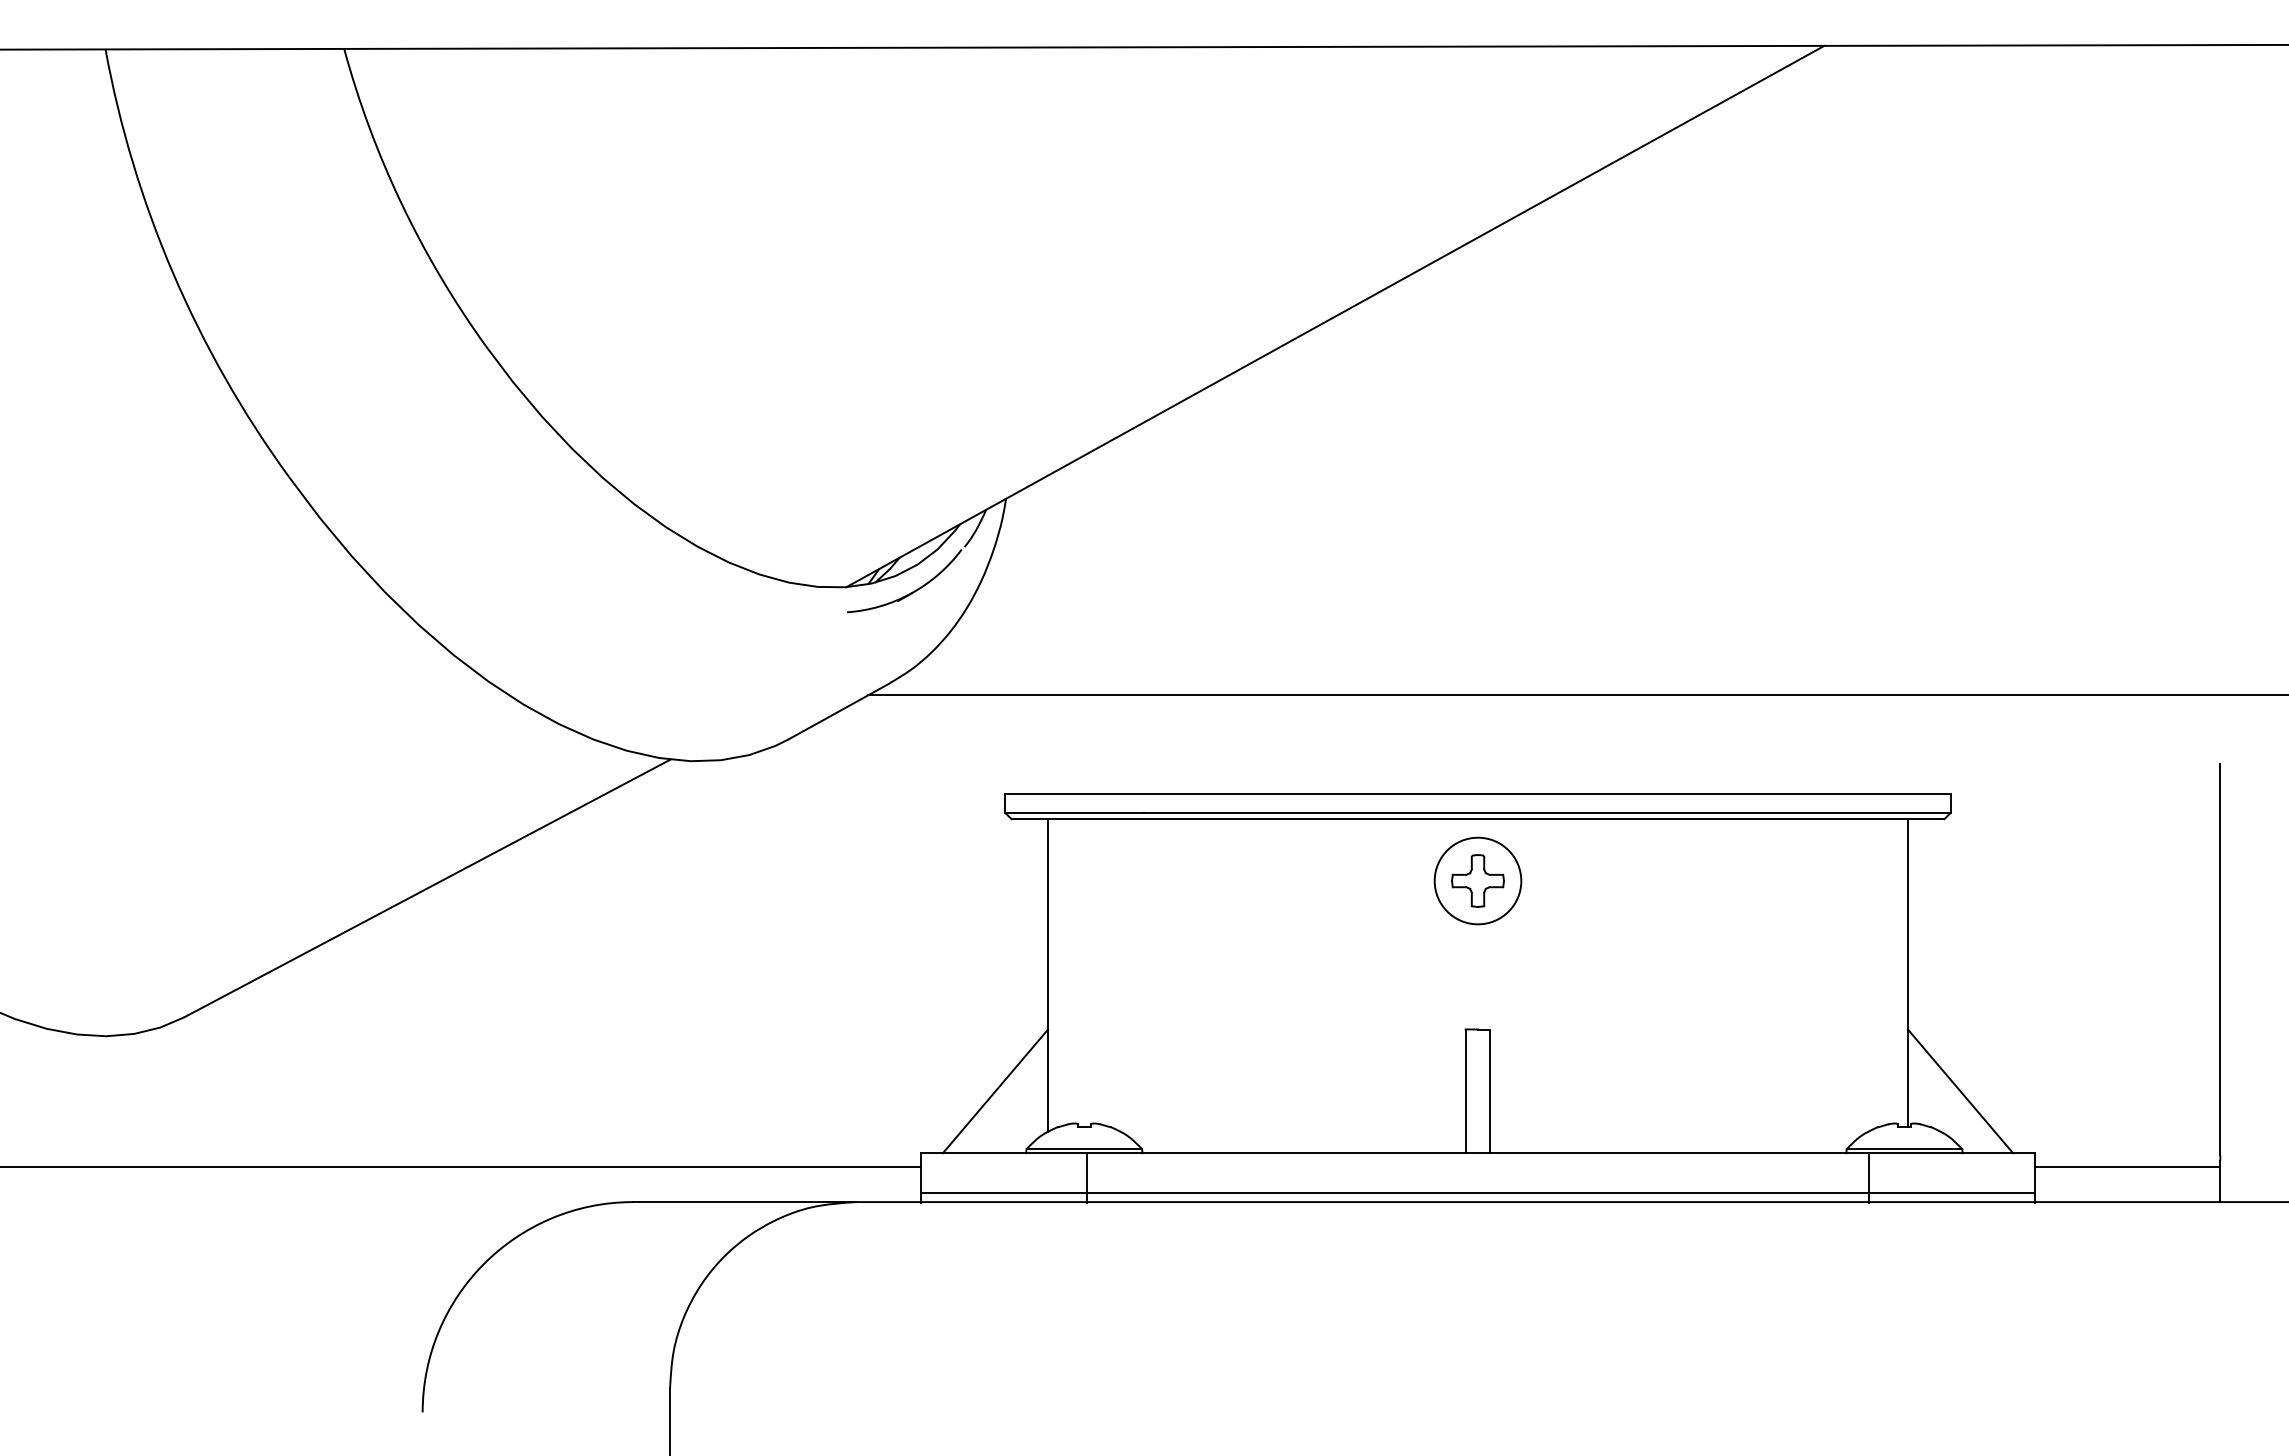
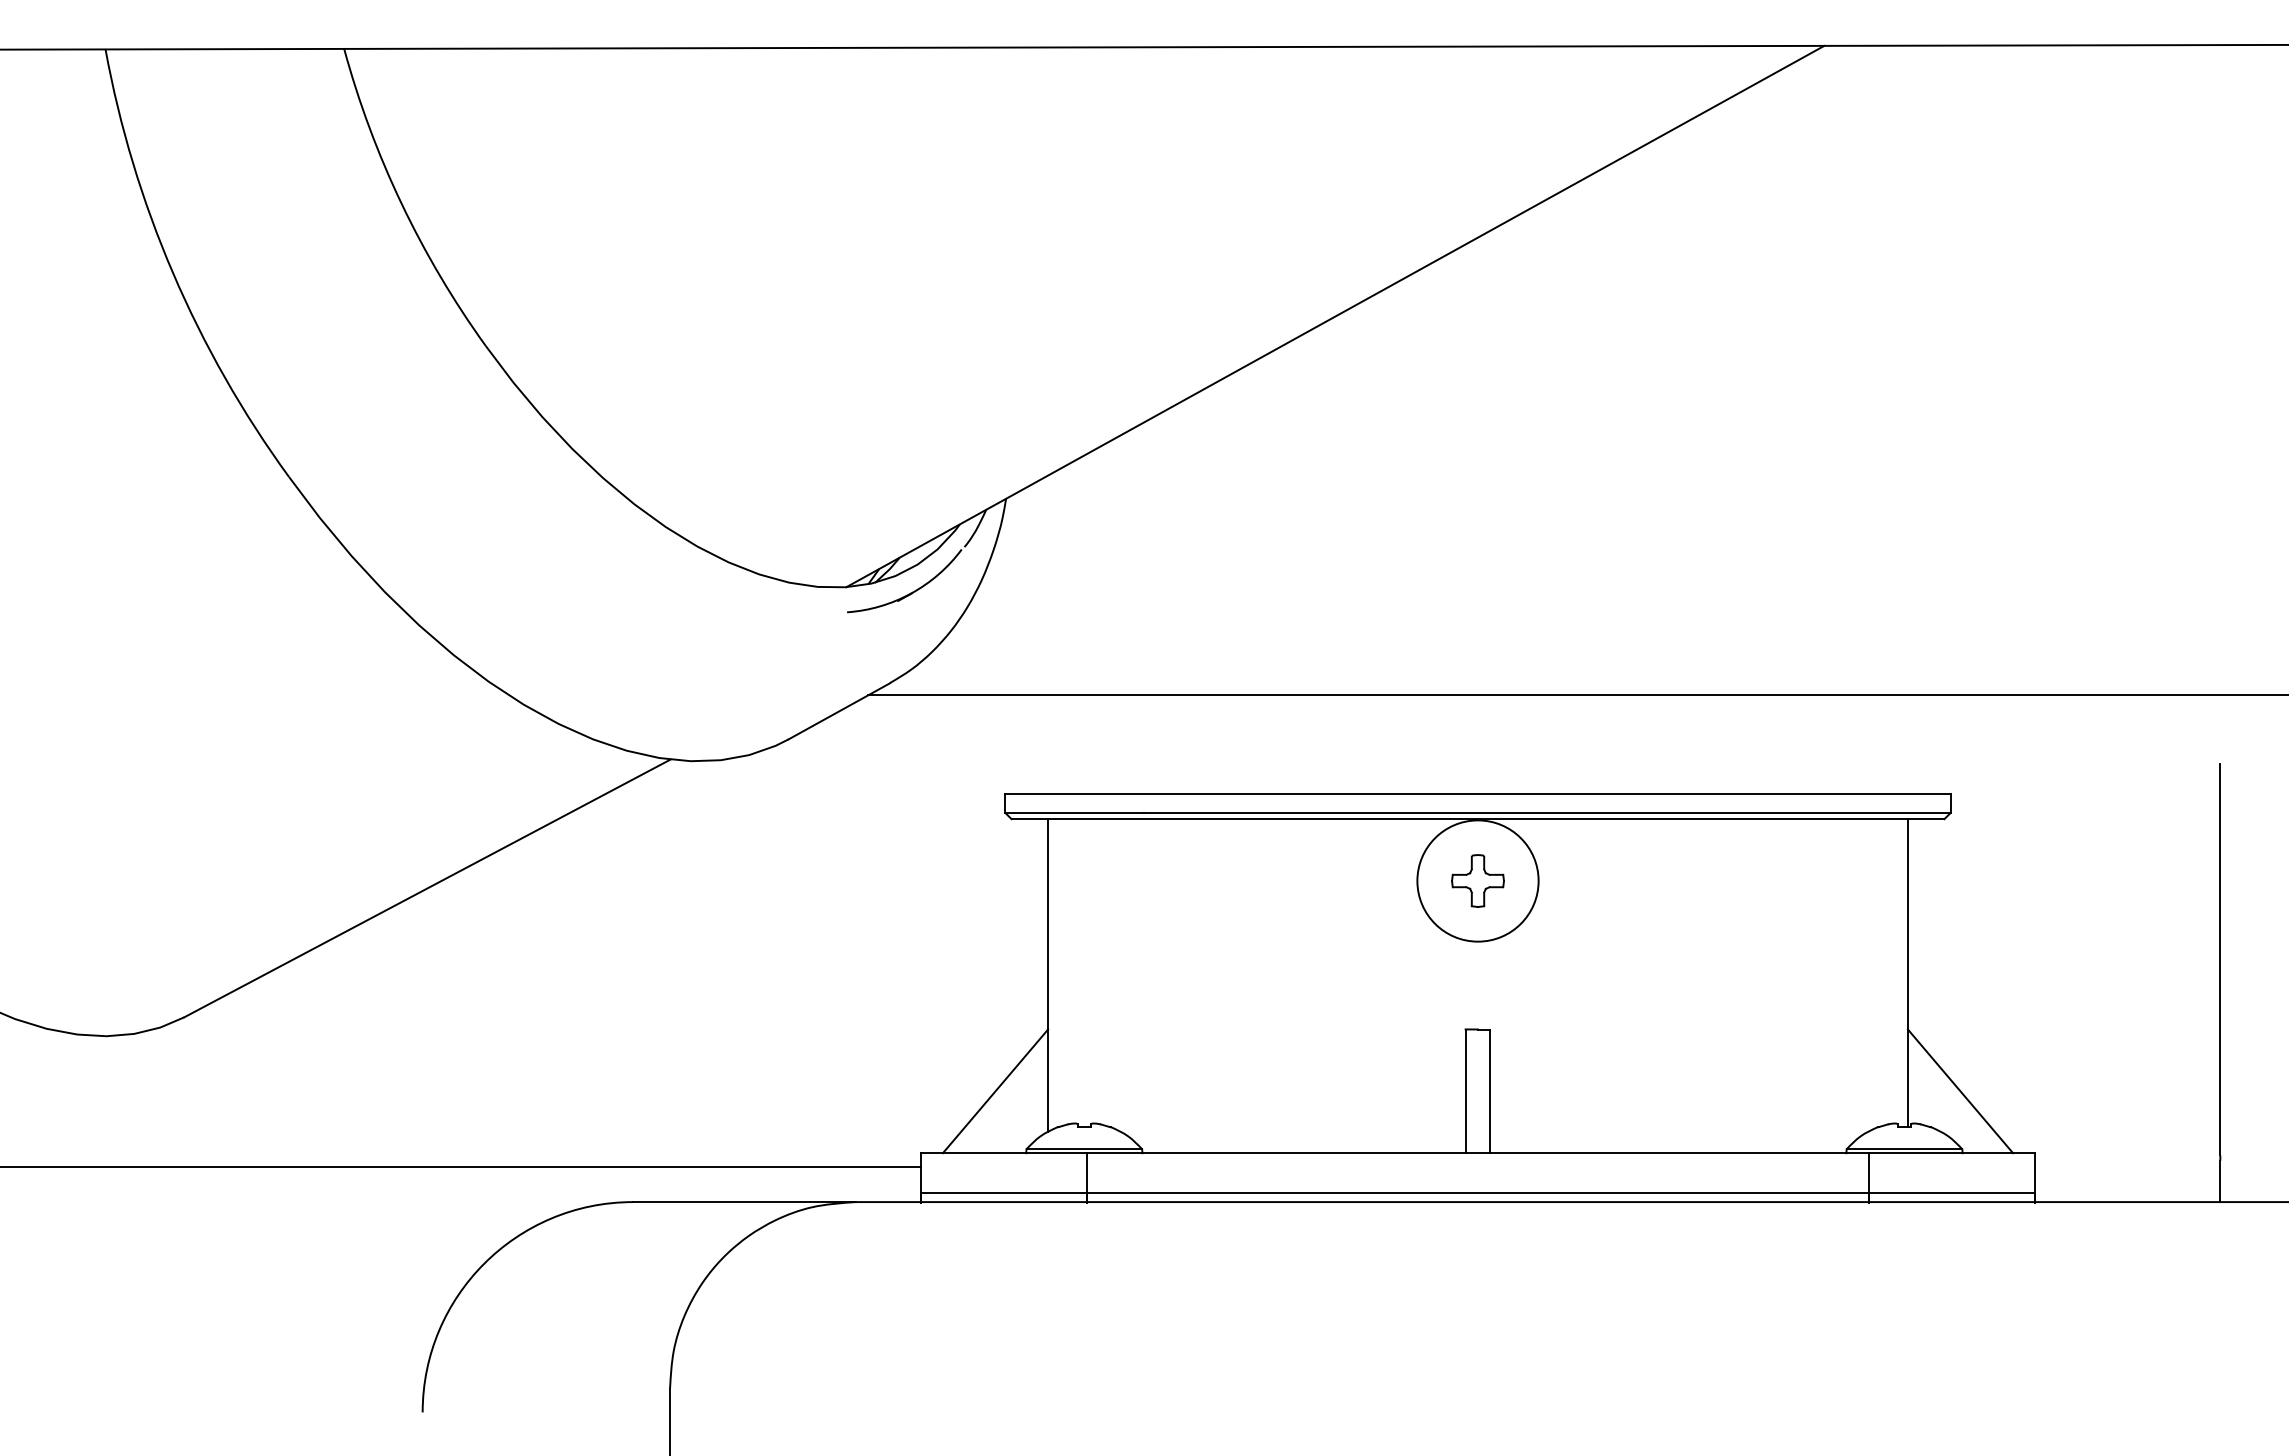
circle diameter: 87 px -> 121 px (1477, 880)
line: present -> none (2127, 1166)
